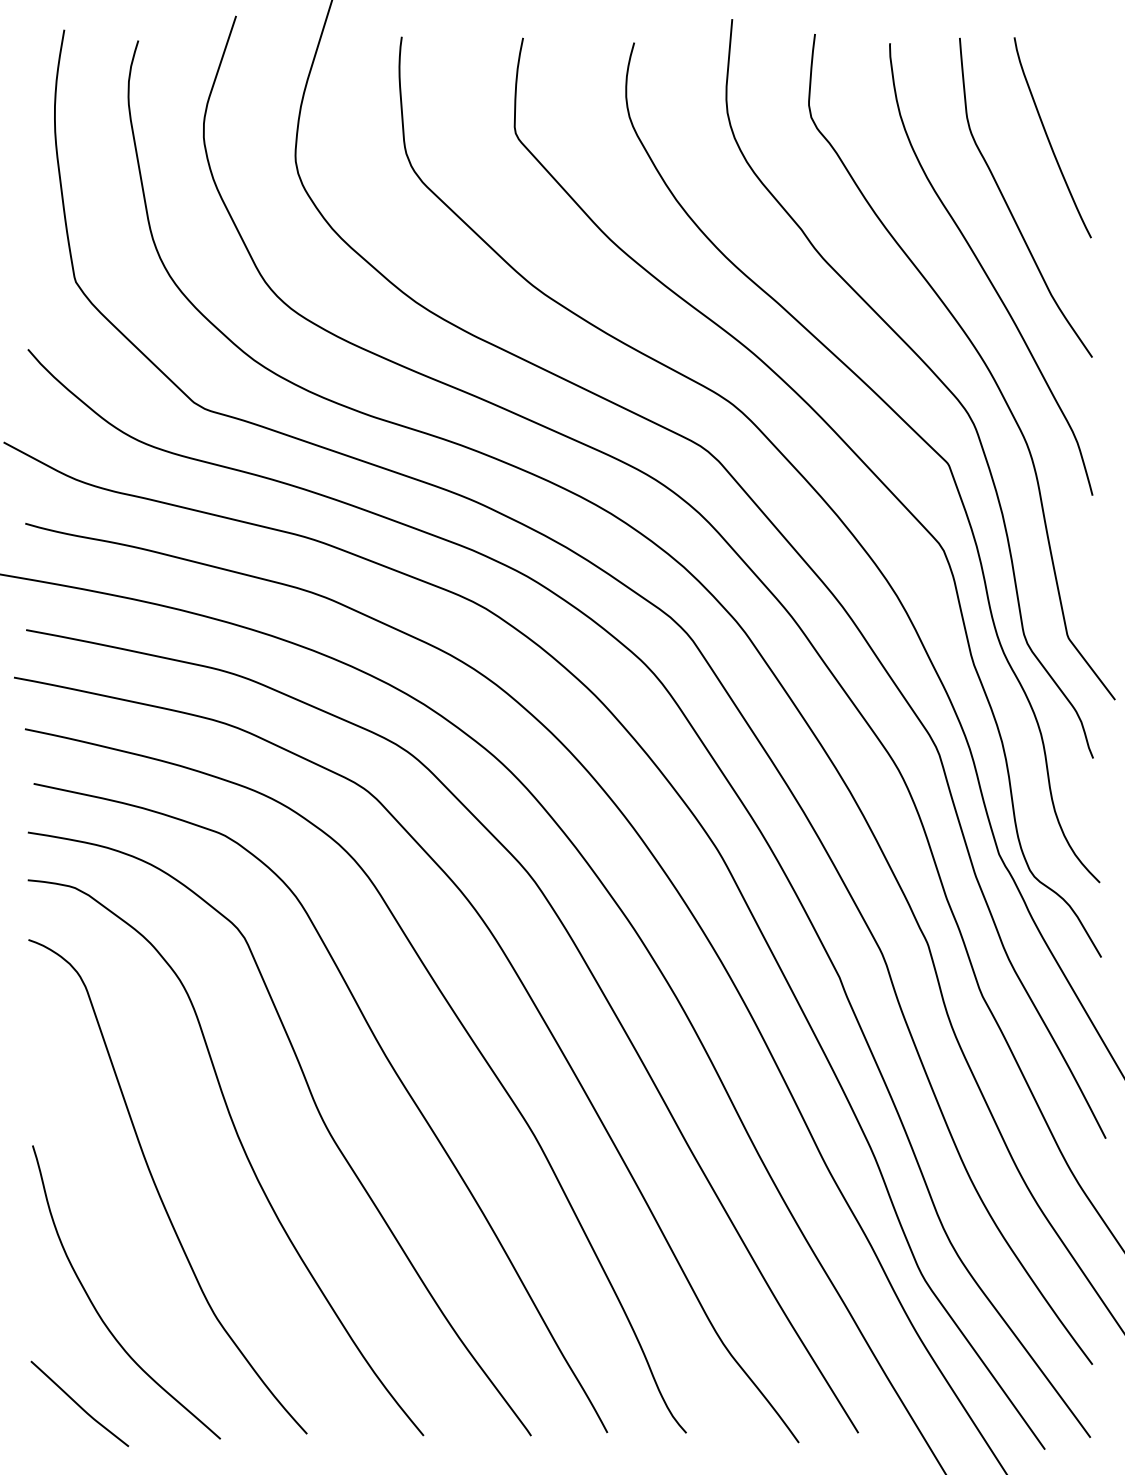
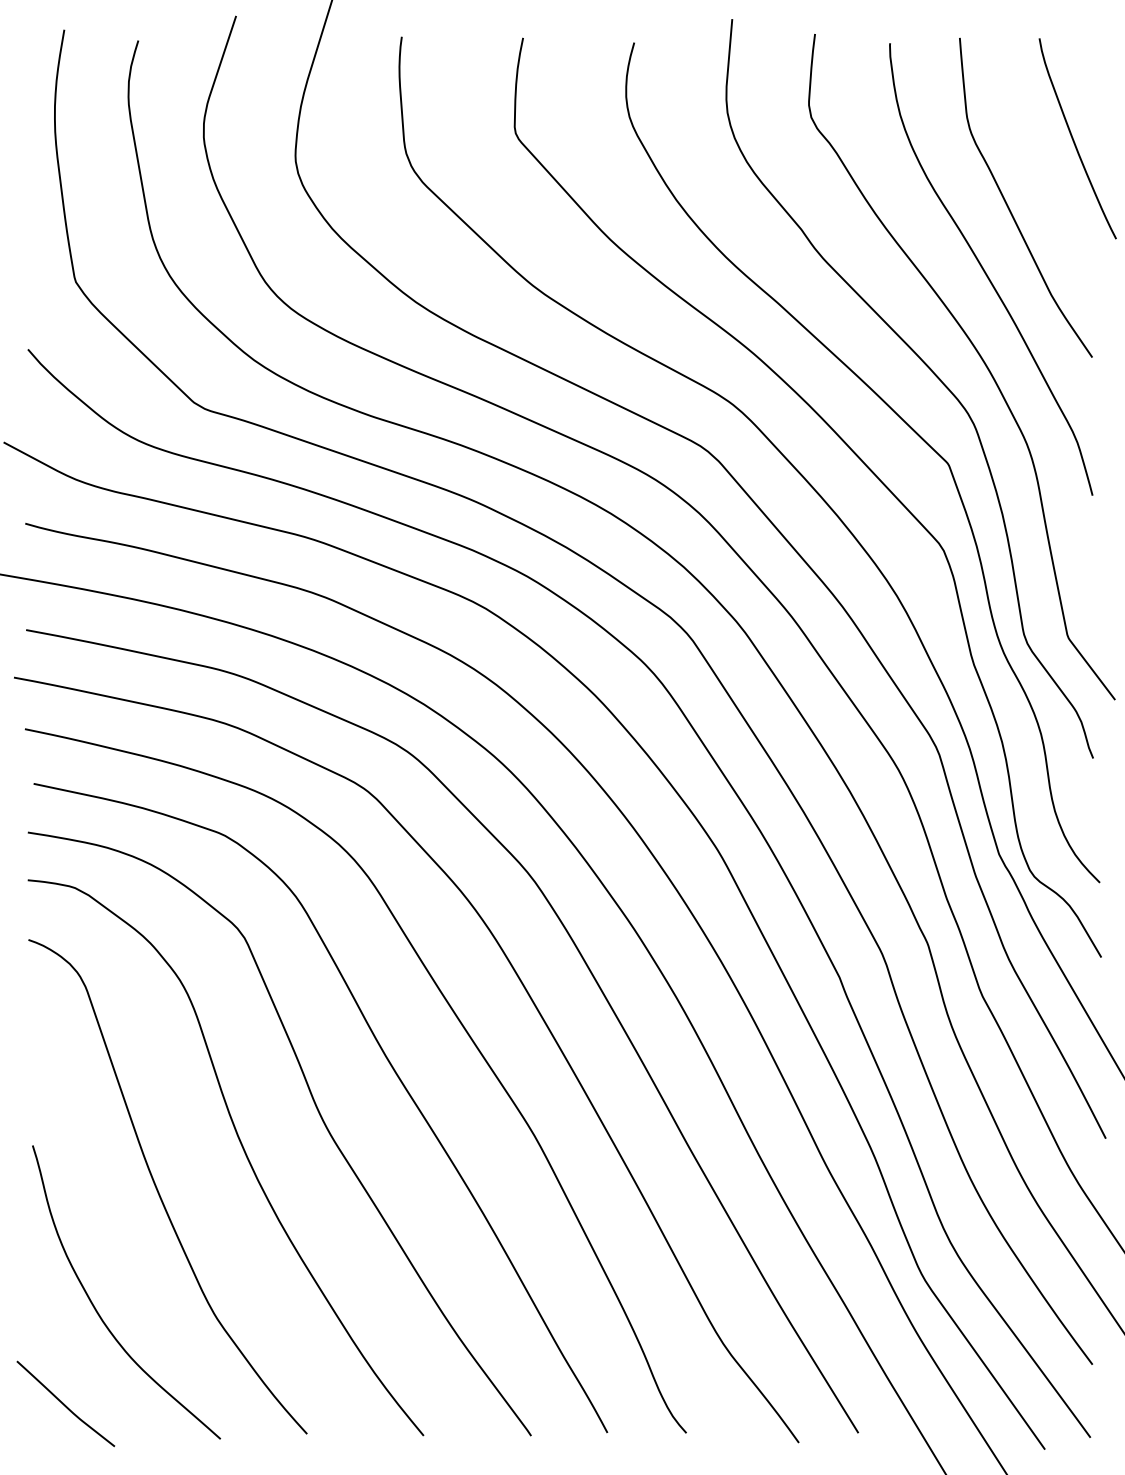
curve position: (1049, 139) -> (1074, 140) (1074, 140)
curve position: (78, 1403) -> (64, 1403) (64, 1403)
